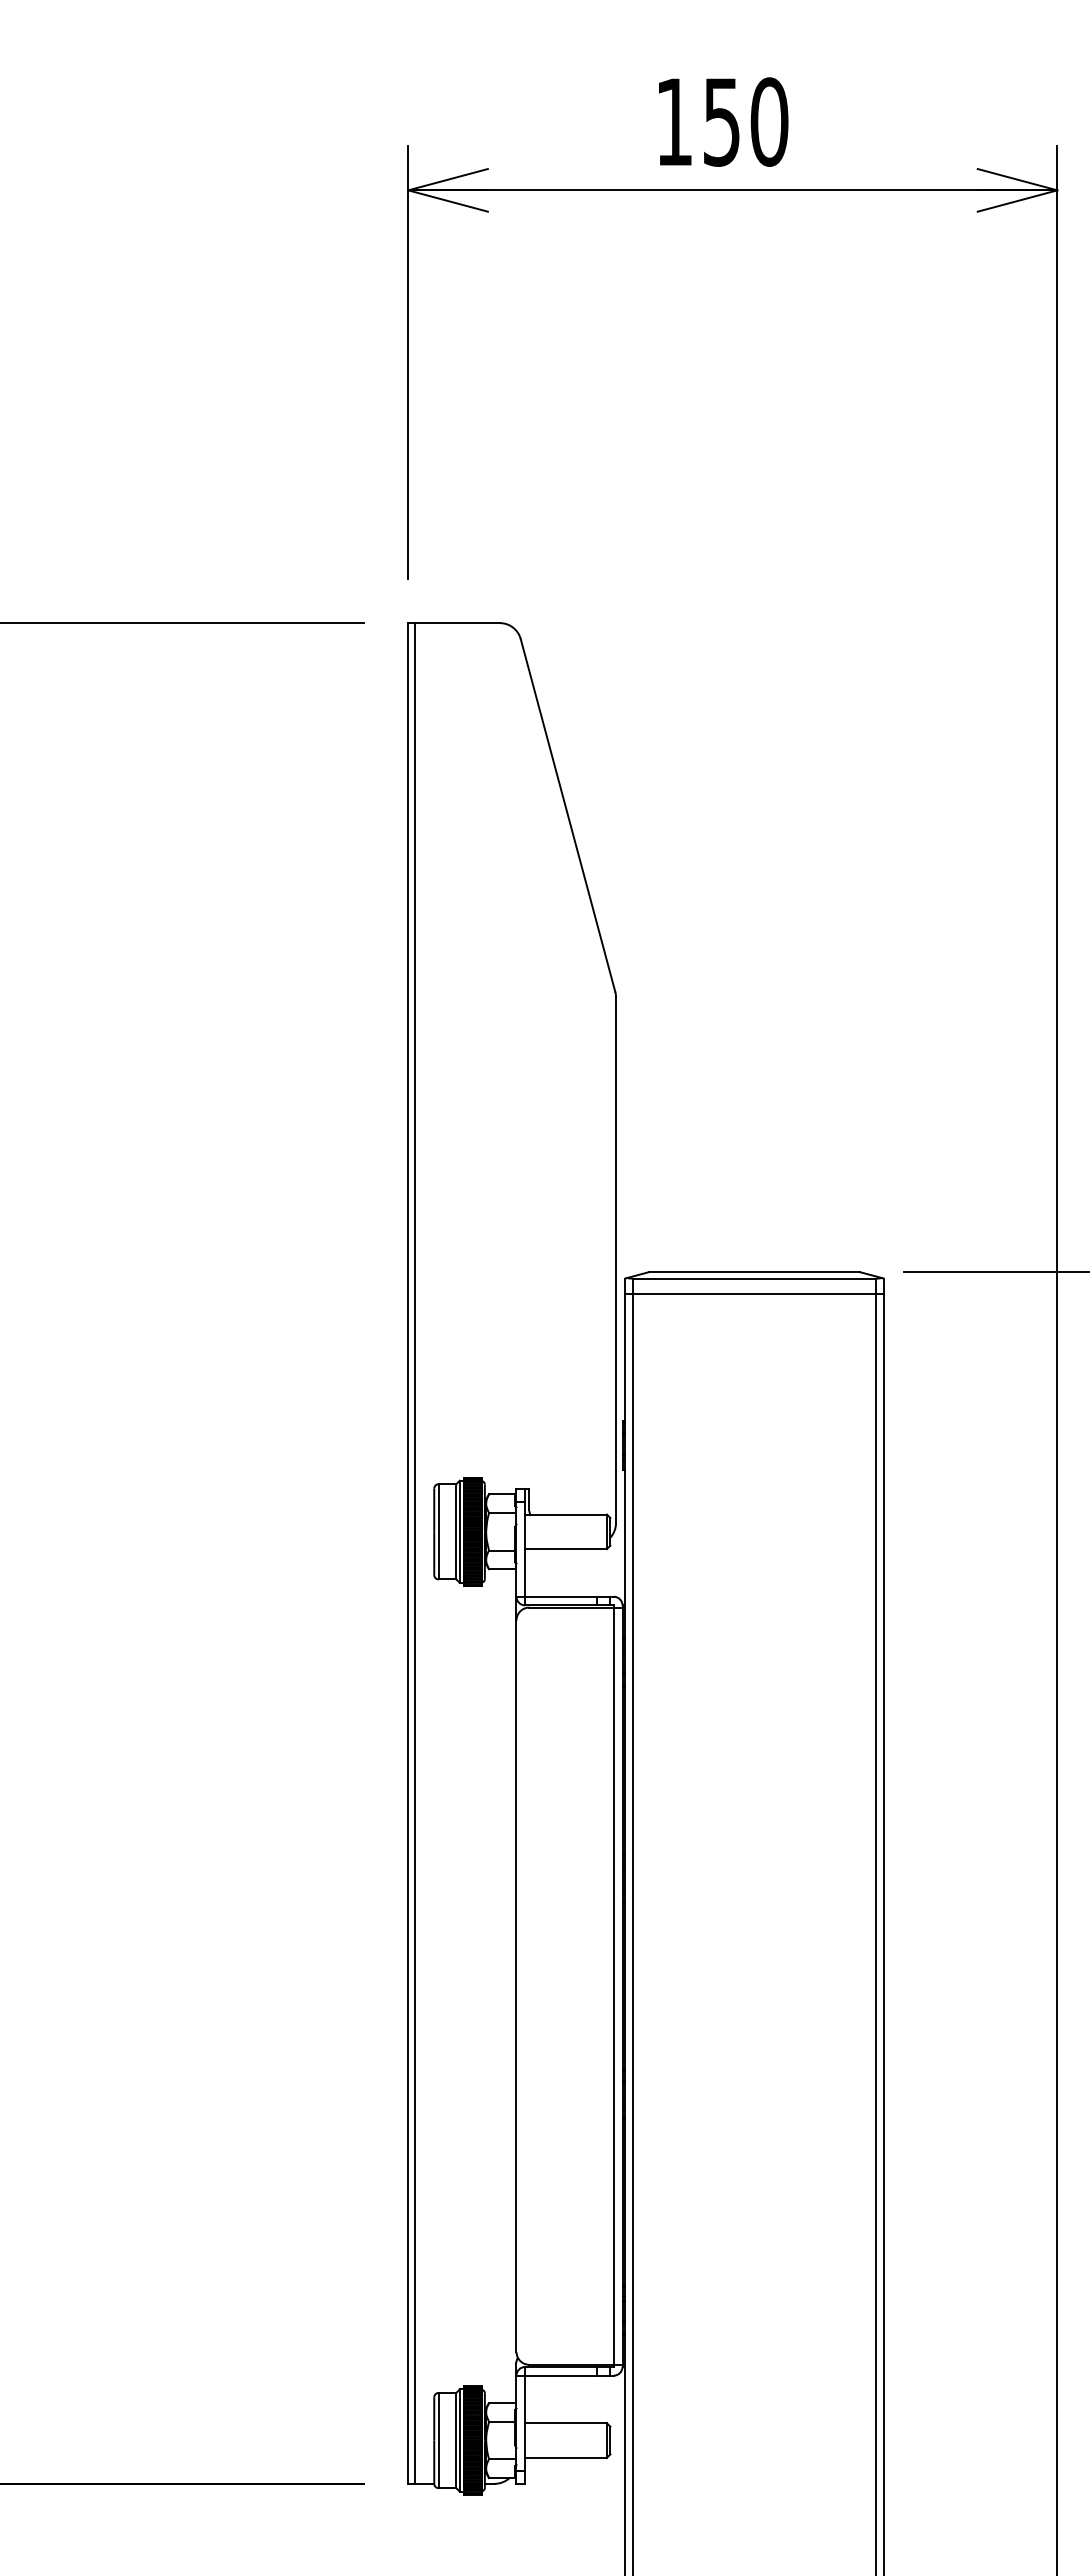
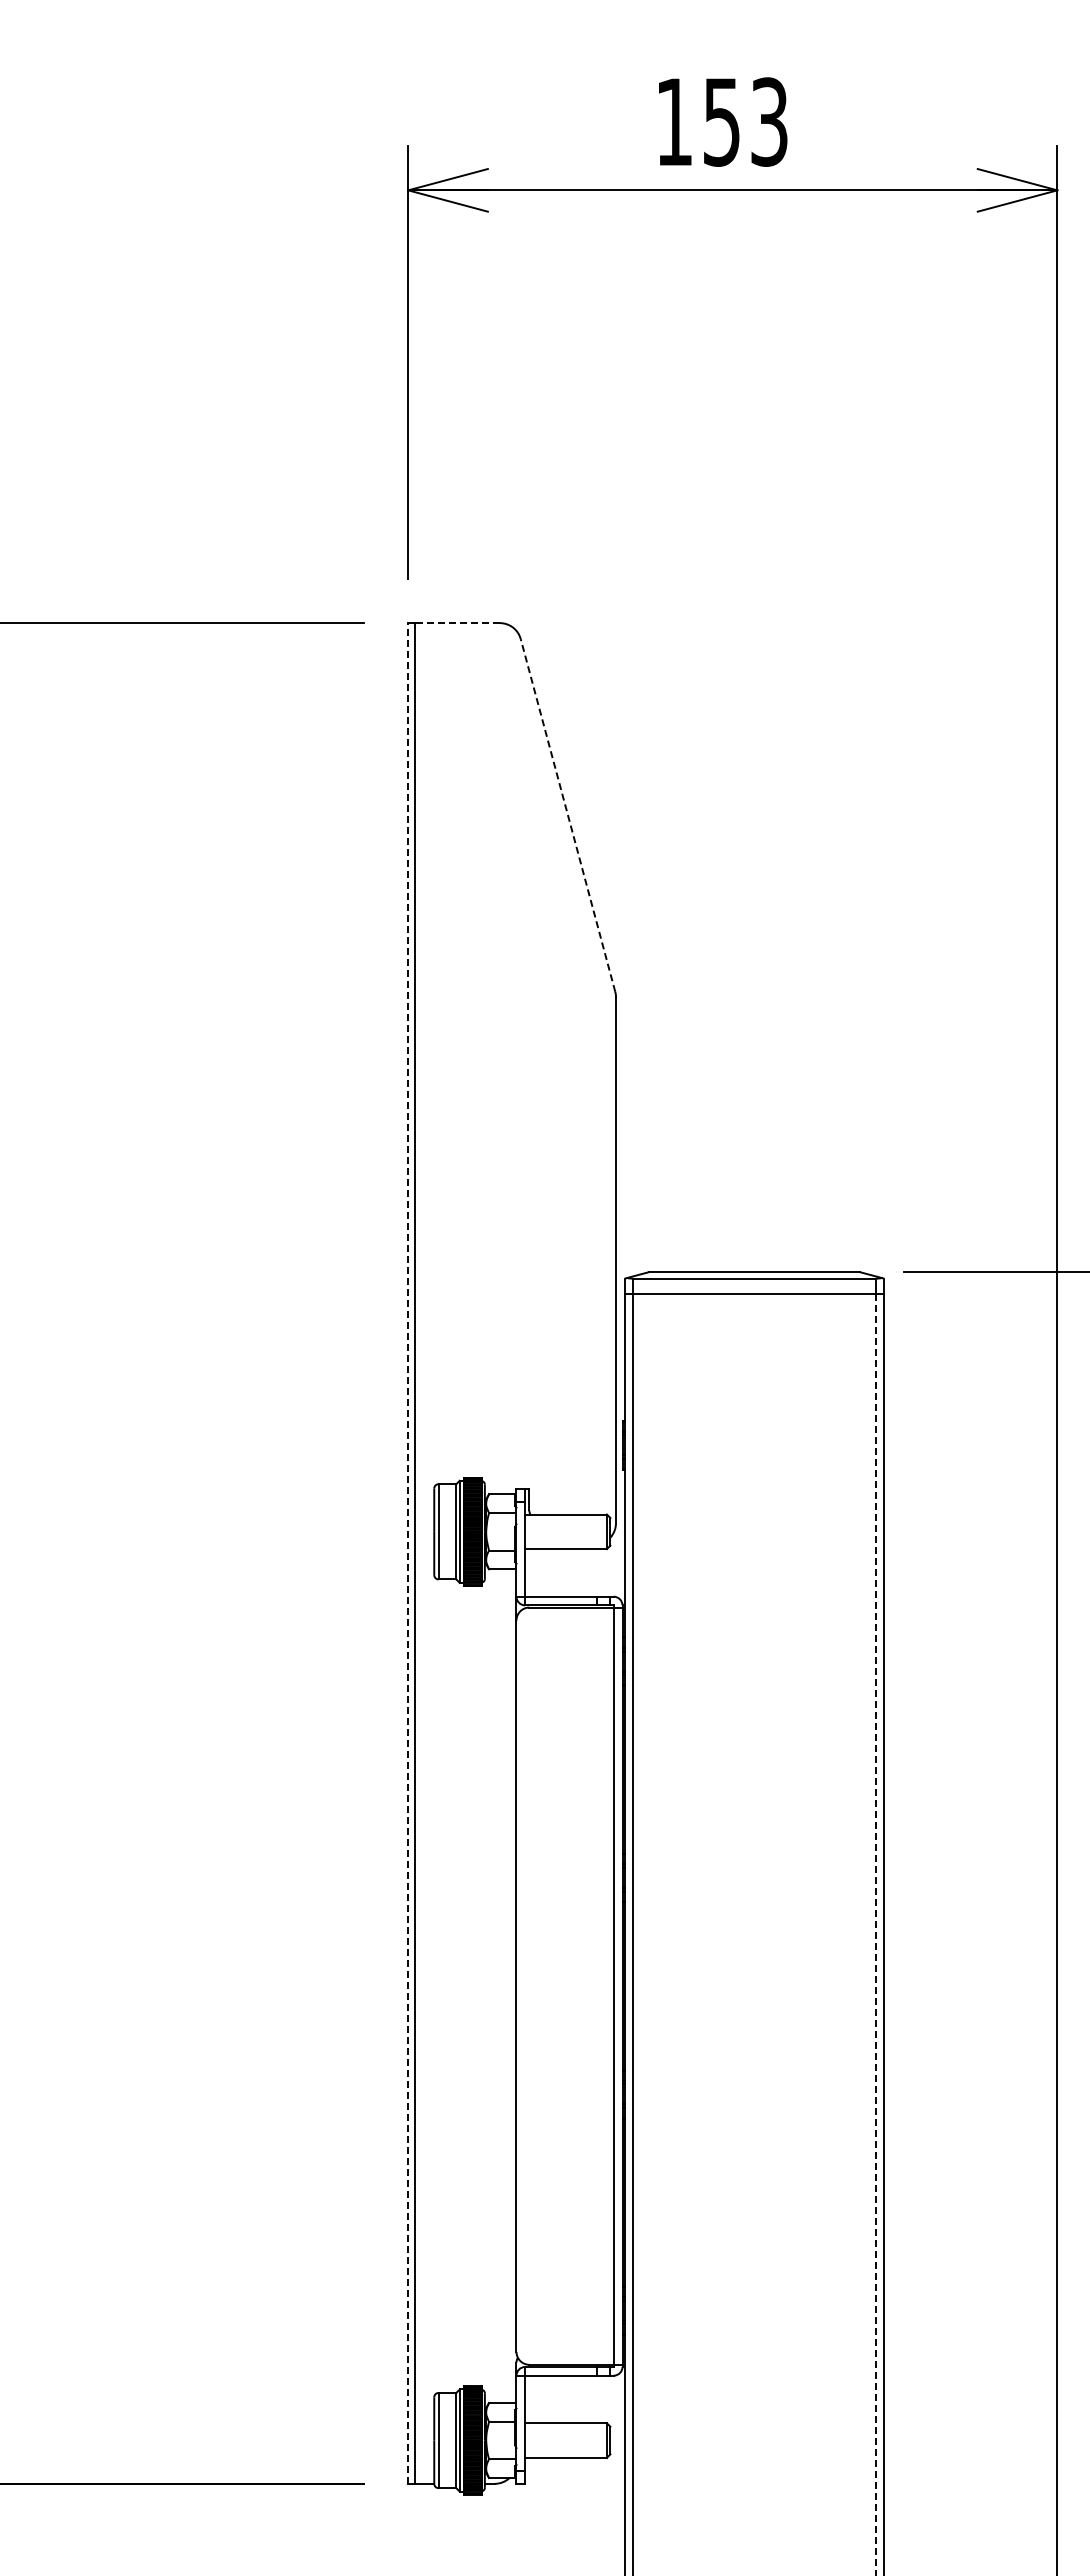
text: 150 -> 153 (769, 121)
line: solid -> dashed (457, 623)
line: solid -> dashed (568, 815)
line: solid -> dashed (408, 1552)
line: solid -> dashed (875, 1934)
